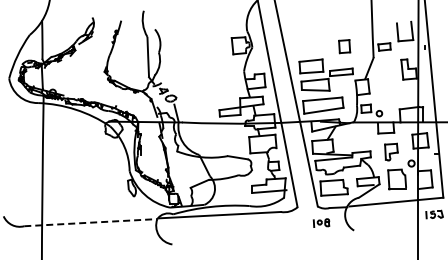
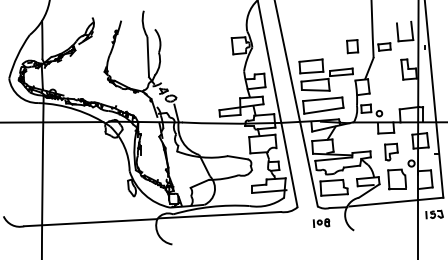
part position: (344, 46) -> (352, 46) (352, 46)
line: none -> present (52, 122)
line: dashed -> solid (90, 222)
